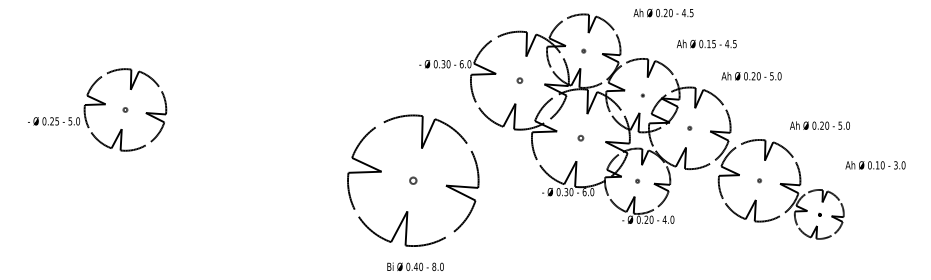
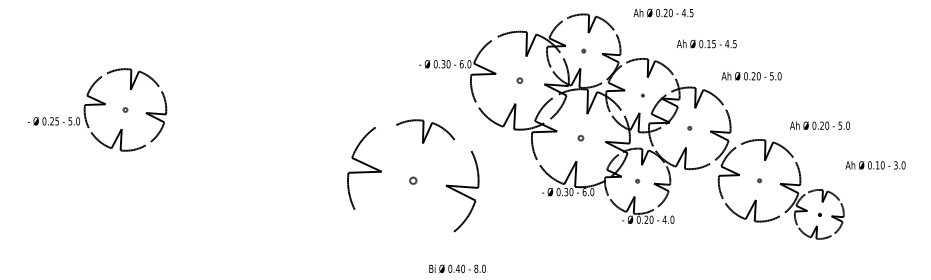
part size: 85x35 px -> 60x25 px (425, 131)
part: present -> none (401, 228)
text position: (415, 266) -> (457, 268) (457, 268)
